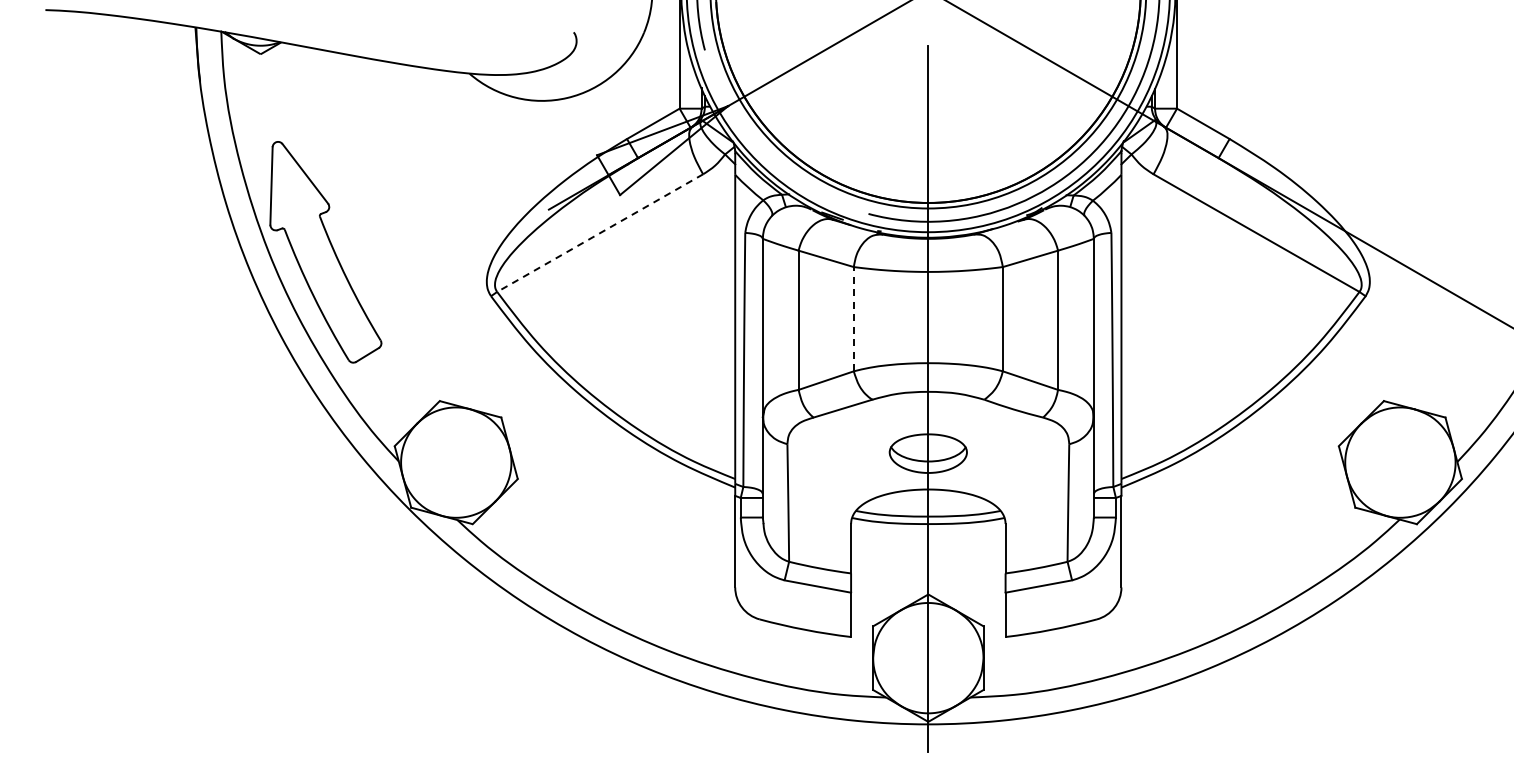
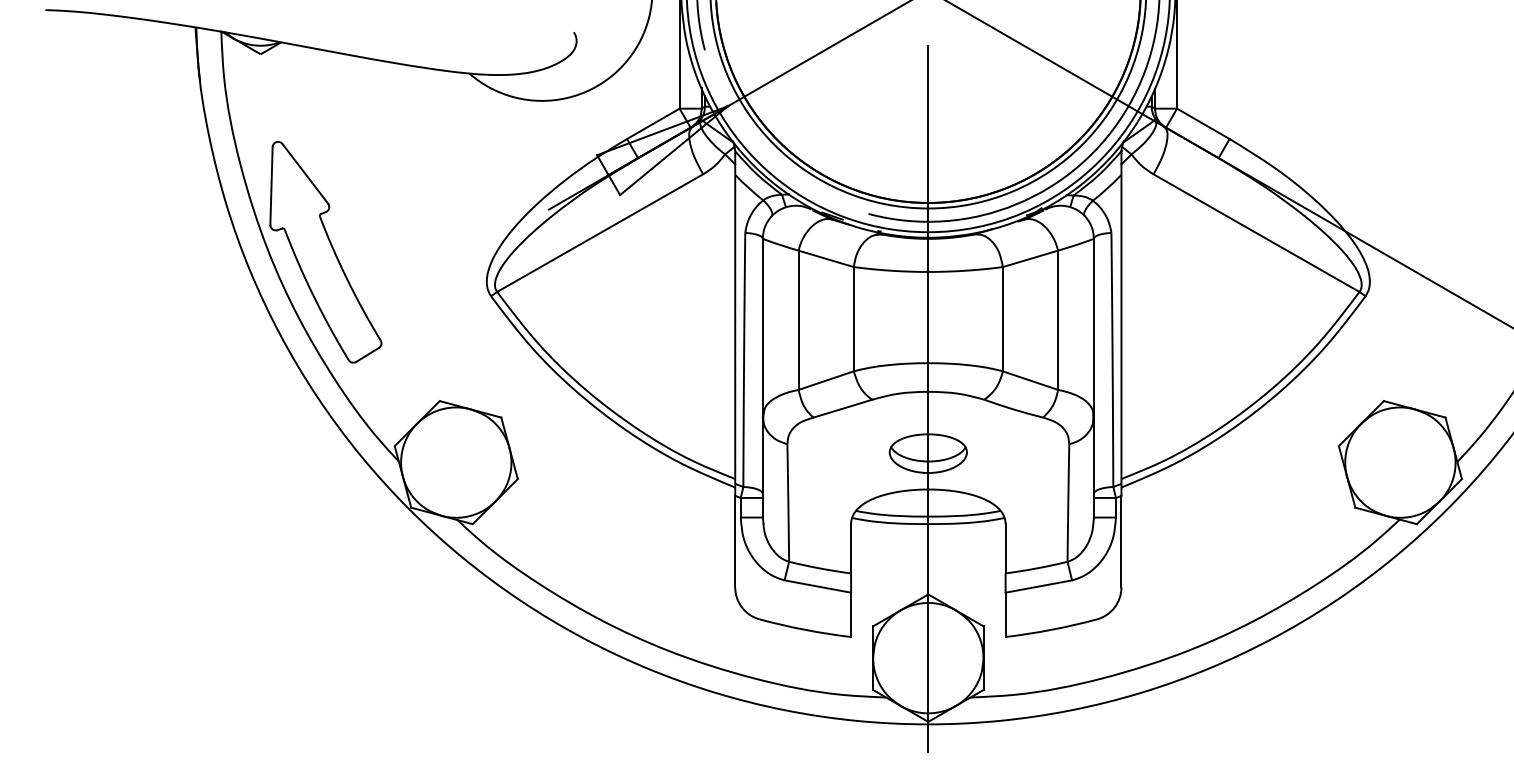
line: dashed -> solid (600, 233)
line: dashed -> solid (853, 318)
